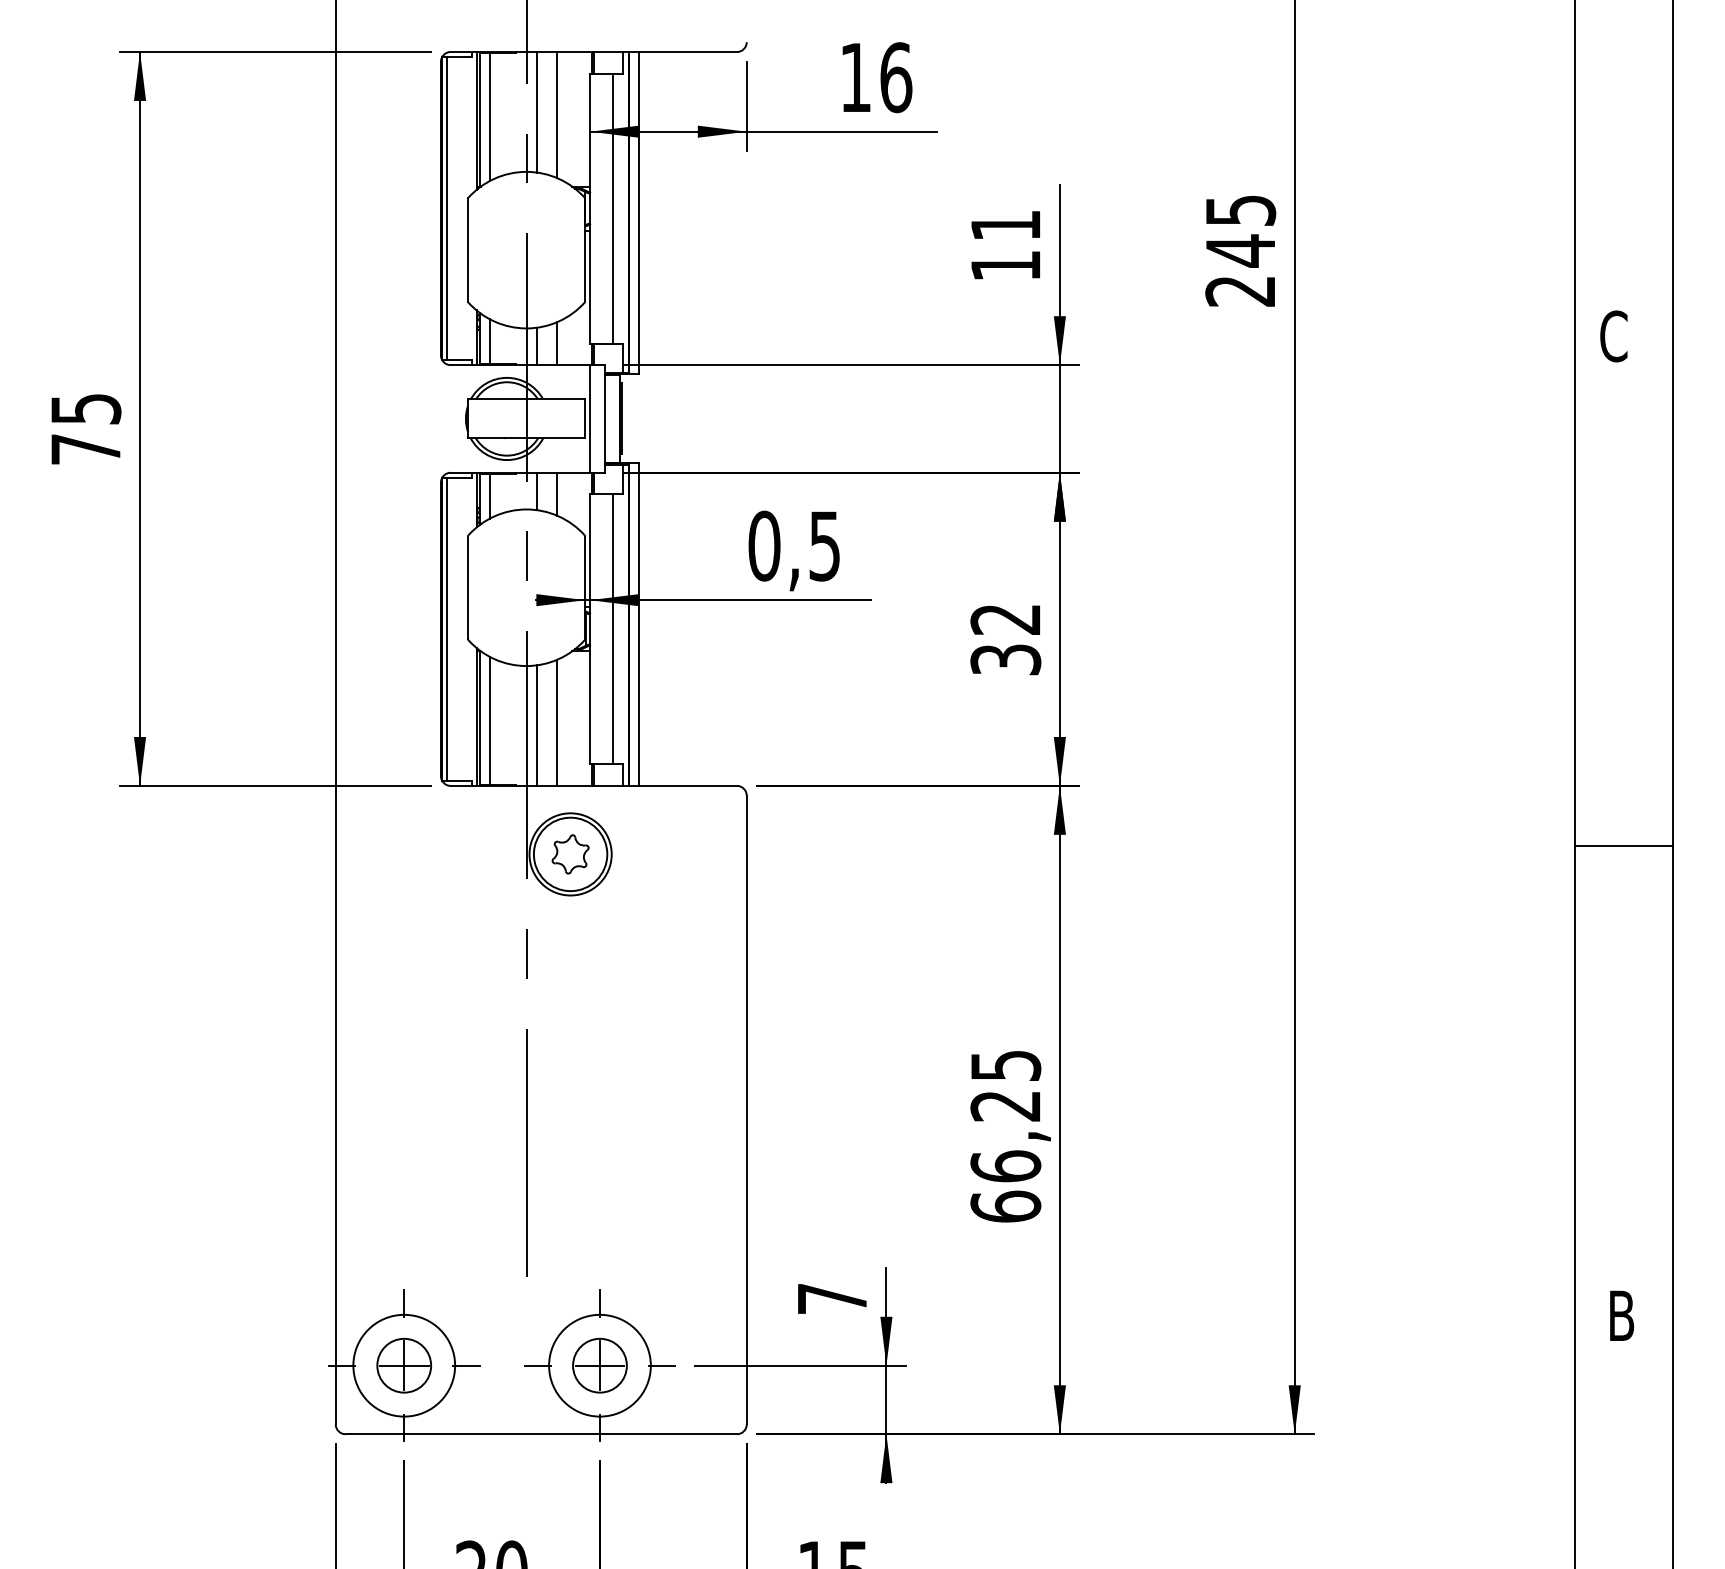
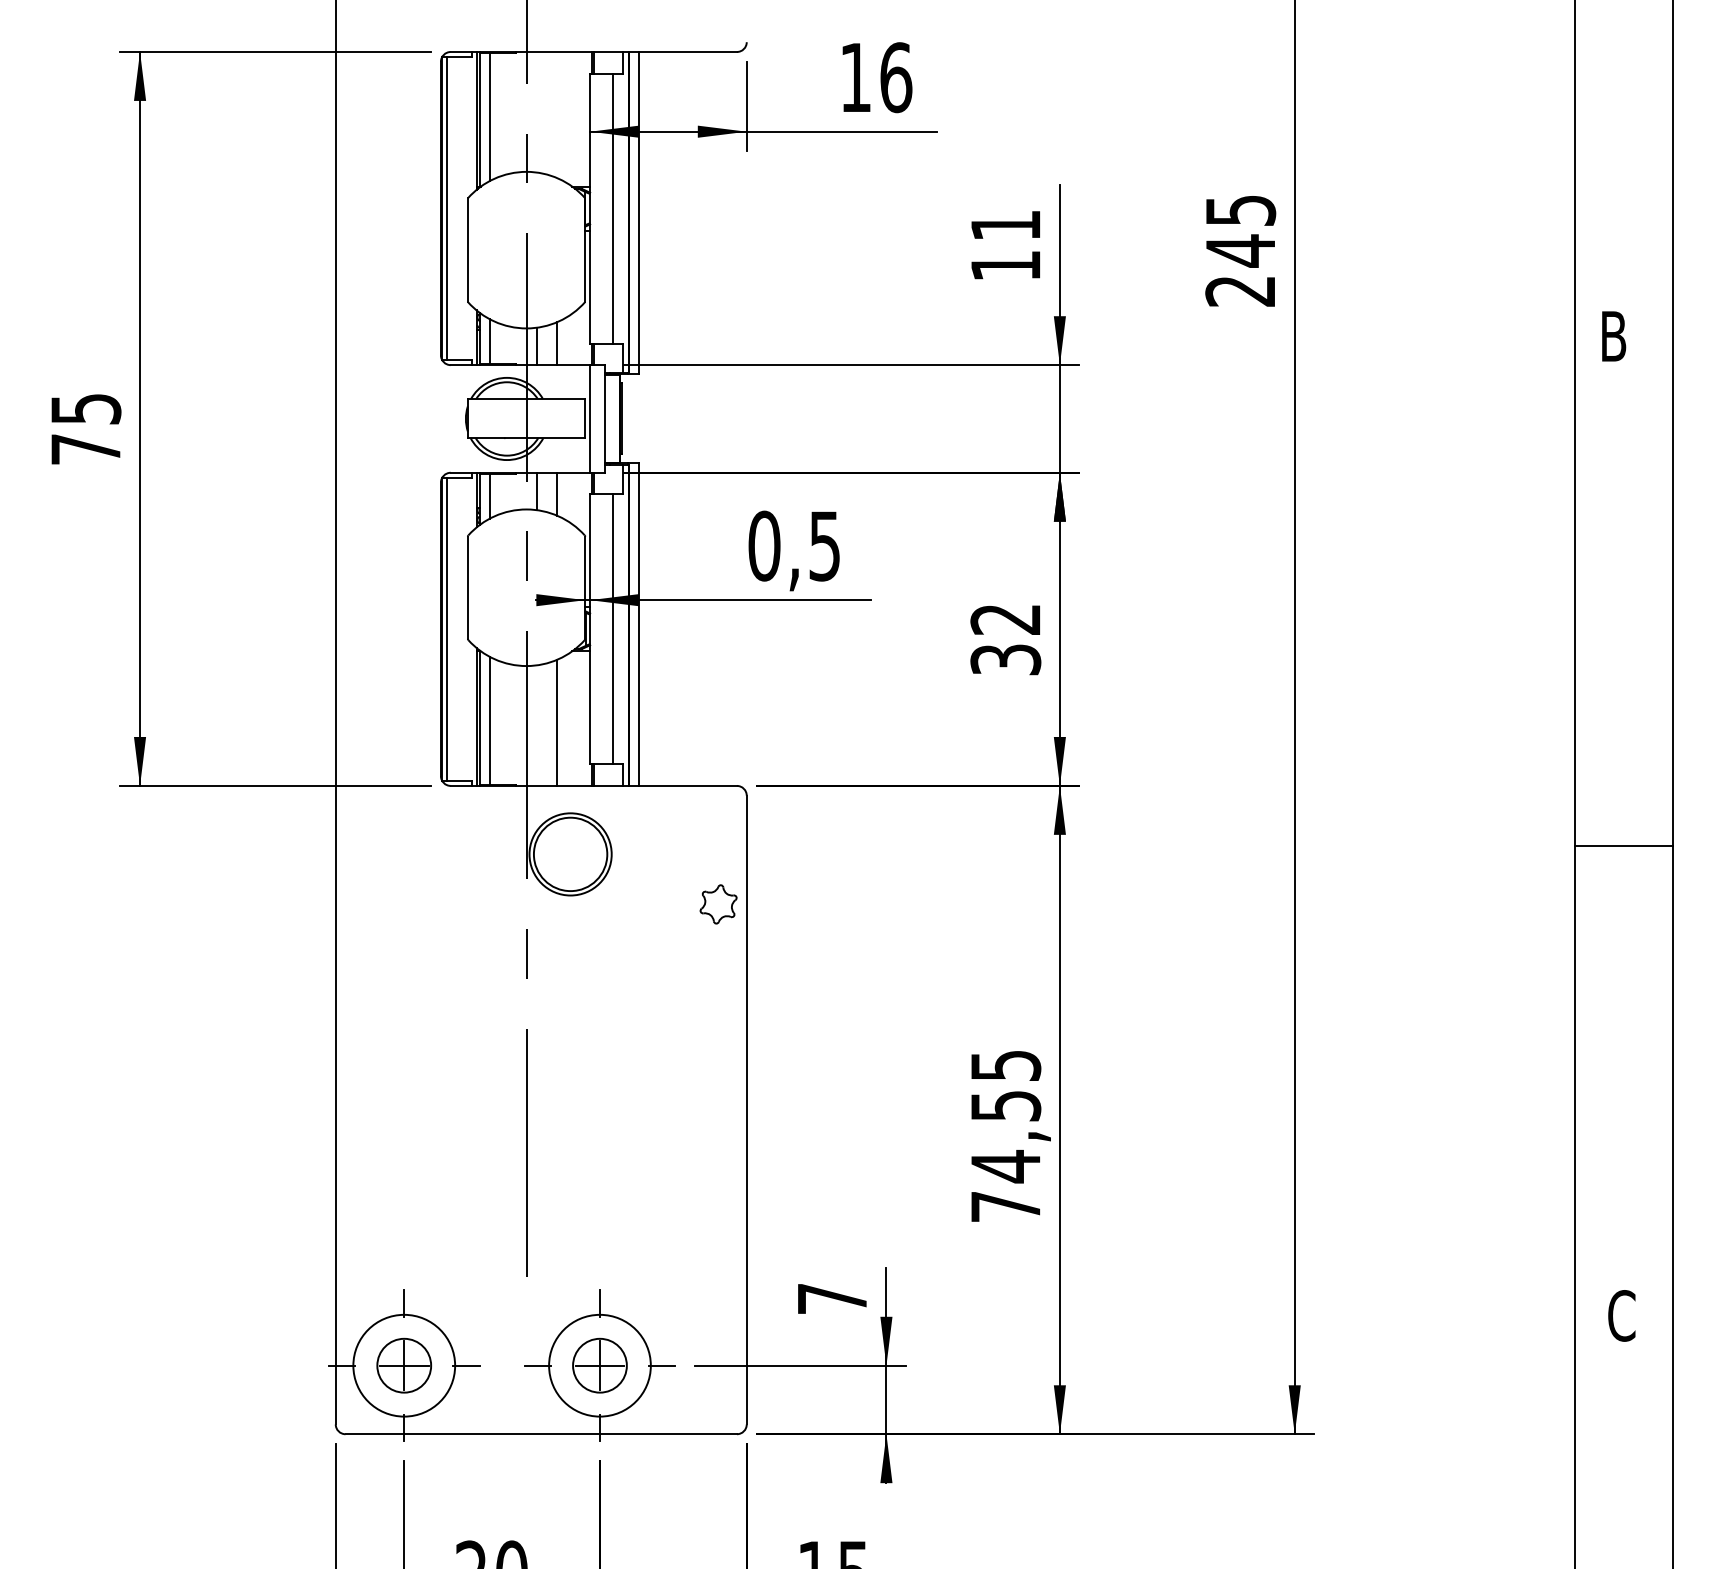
line: present -> none (536, 112)
line: present -> none (557, 115)
text: C -> B (1613, 336)
line: present -> none (536, 725)
part position: (570, 854) -> (718, 904) (718, 904)
text: 66,25 -> 74,55 (1005, 1156)
text: B -> C (1621, 1315)
